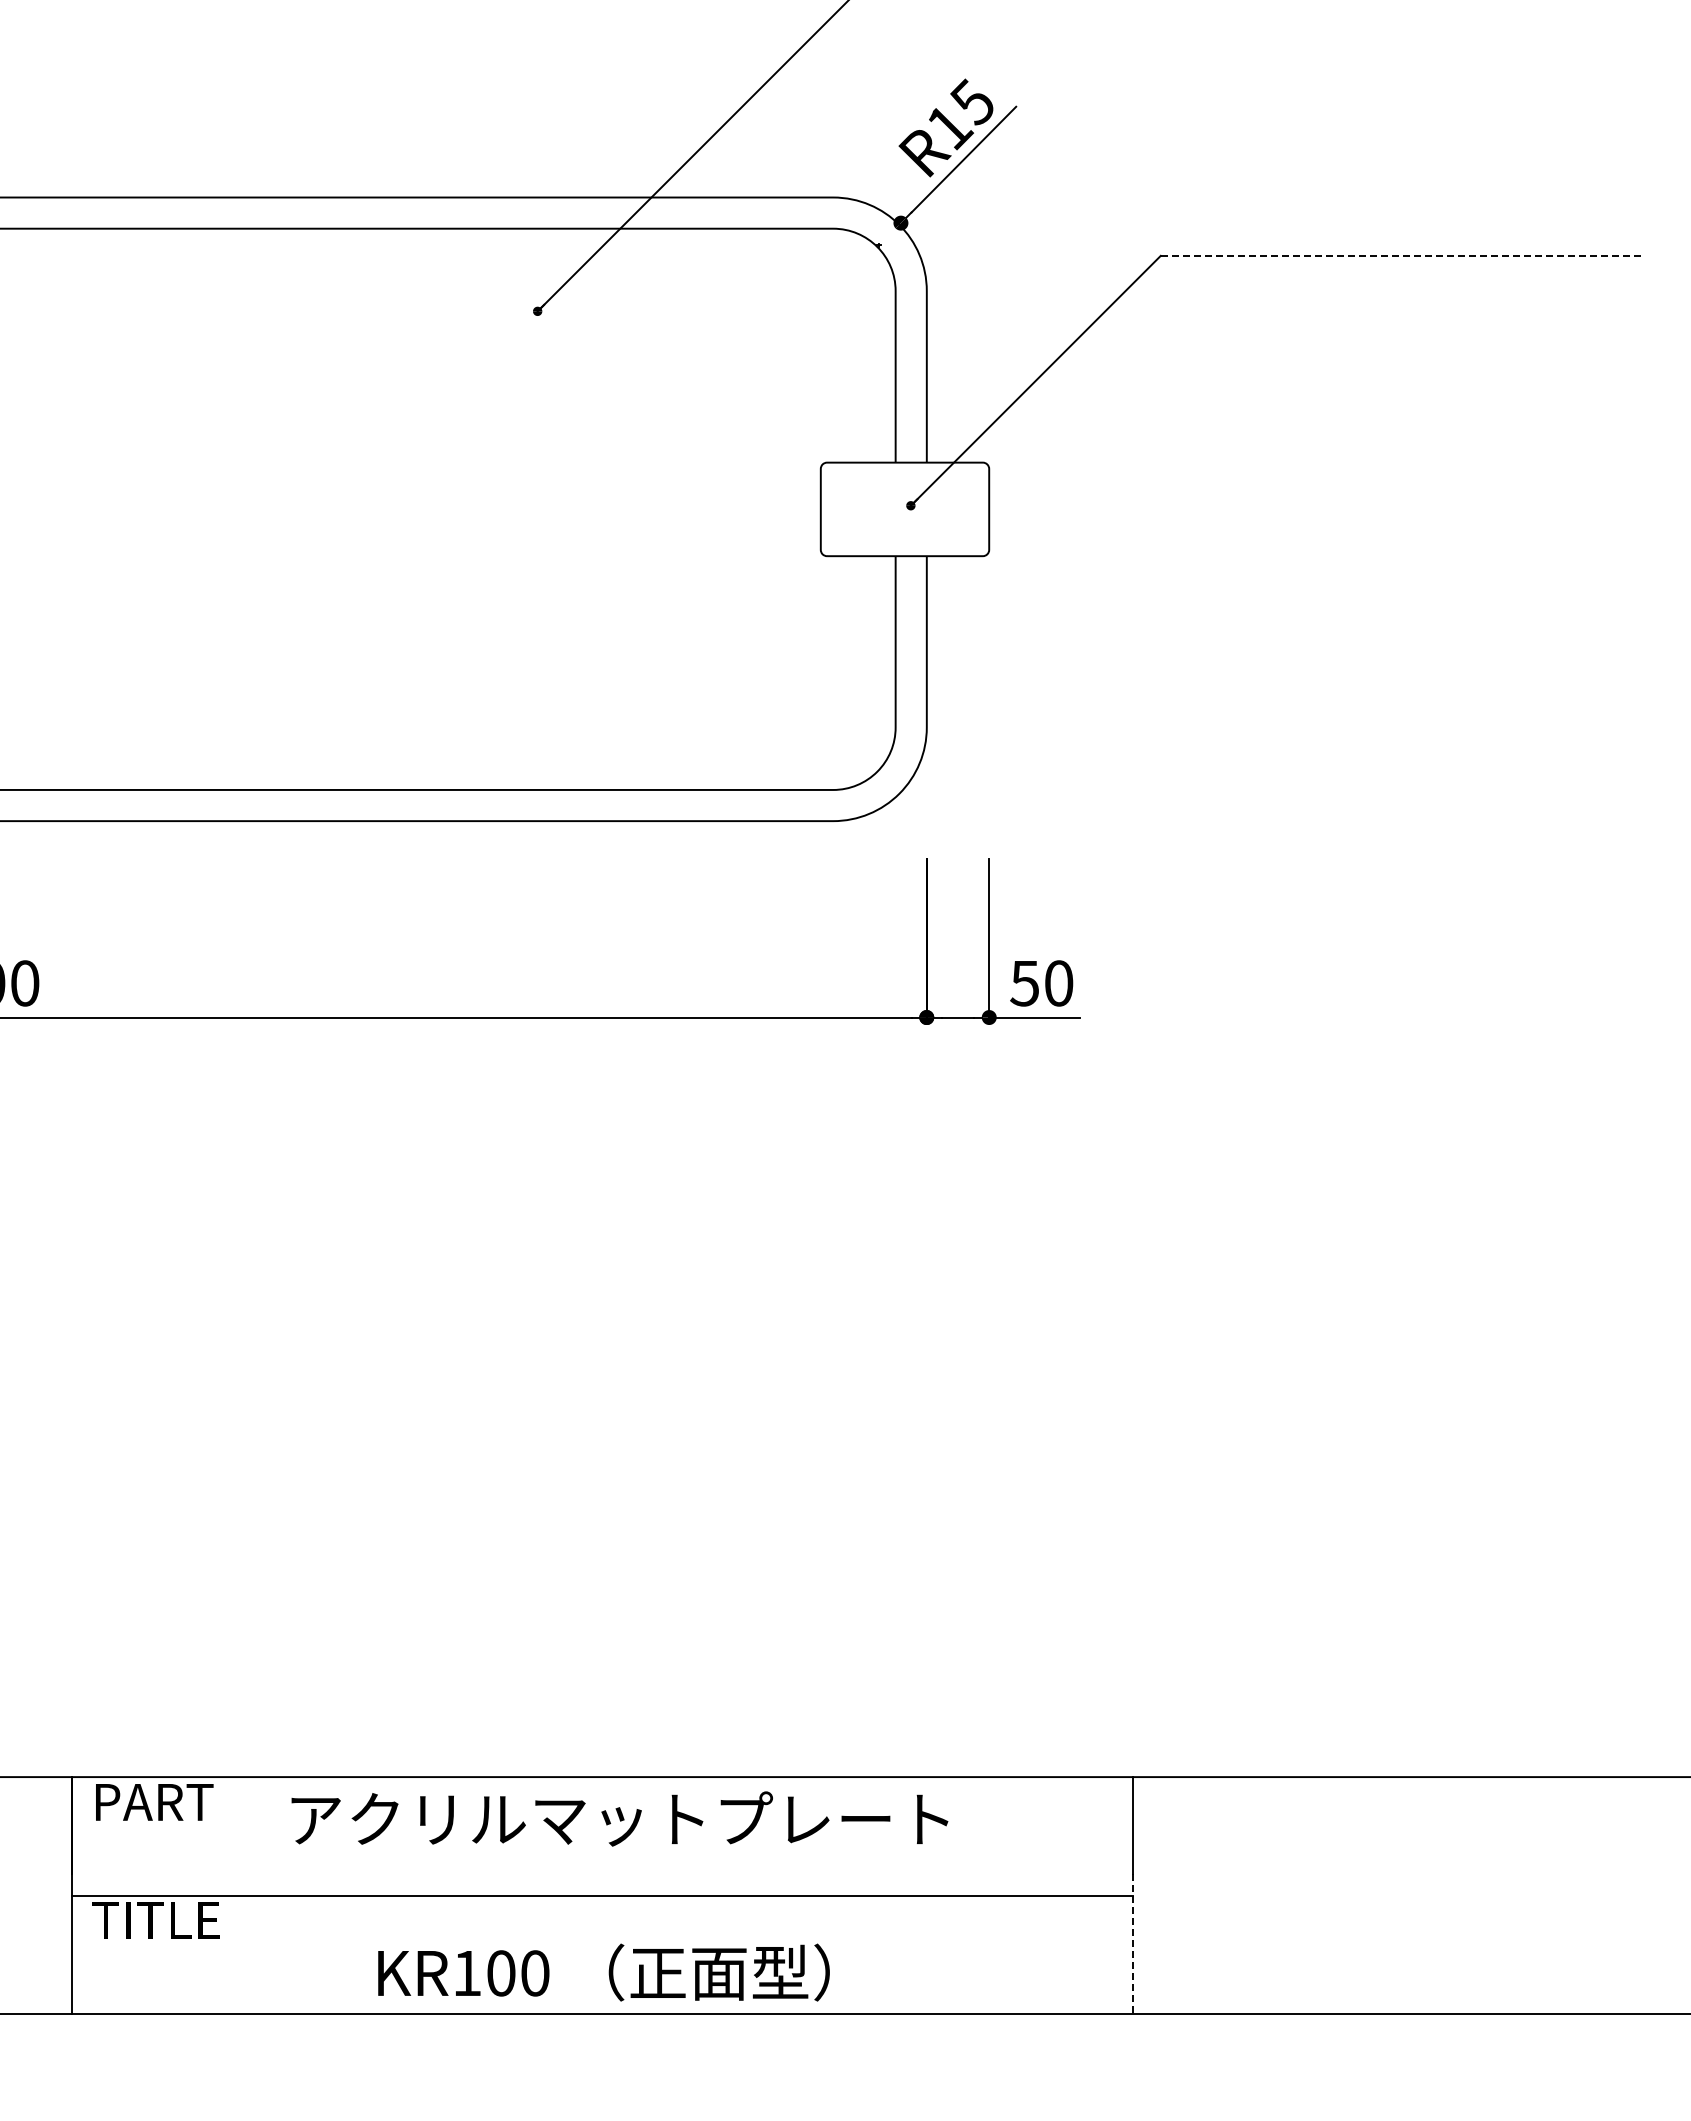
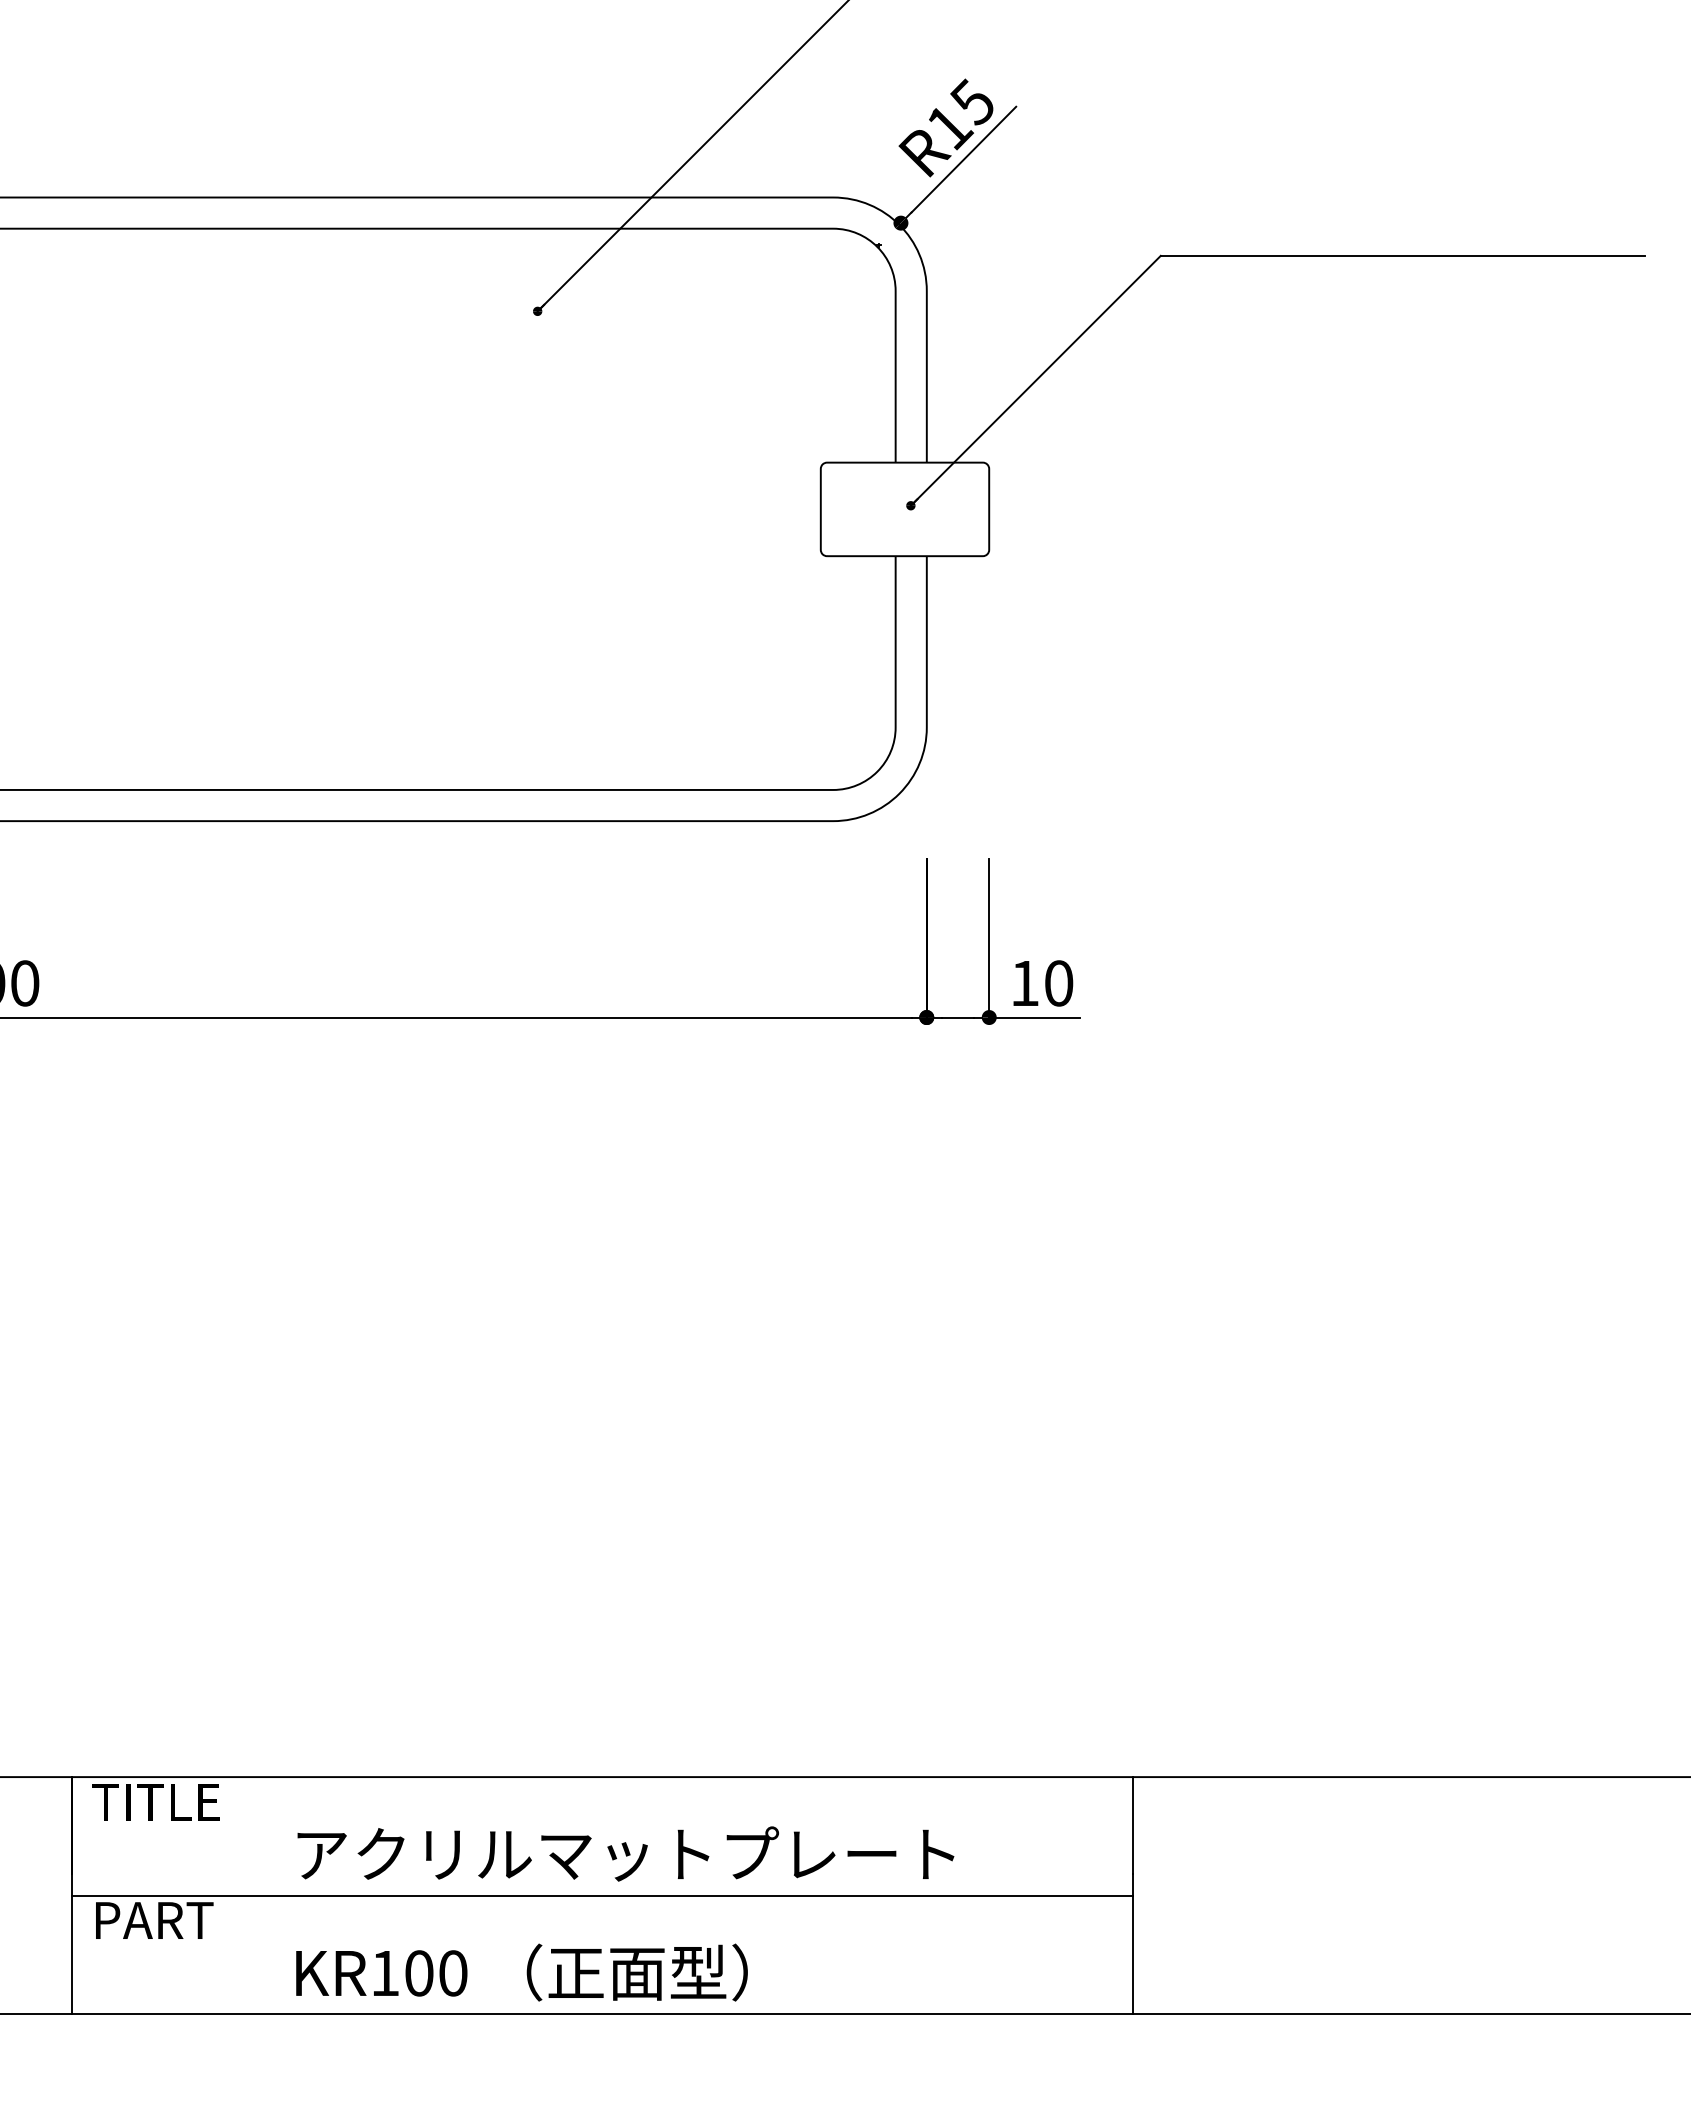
line: dashed -> solid (1402, 255)
text: 50 -> 10 (1024, 983)
text: PART -> TITLE (155, 1802)
text position: (619, 1818) -> (625, 1853) (625, 1853)
text: TITLE -> PART (155, 1920)
line: dashed -> solid (1132, 1944)
text position: (603, 1972) -> (521, 1972) (521, 1972)
